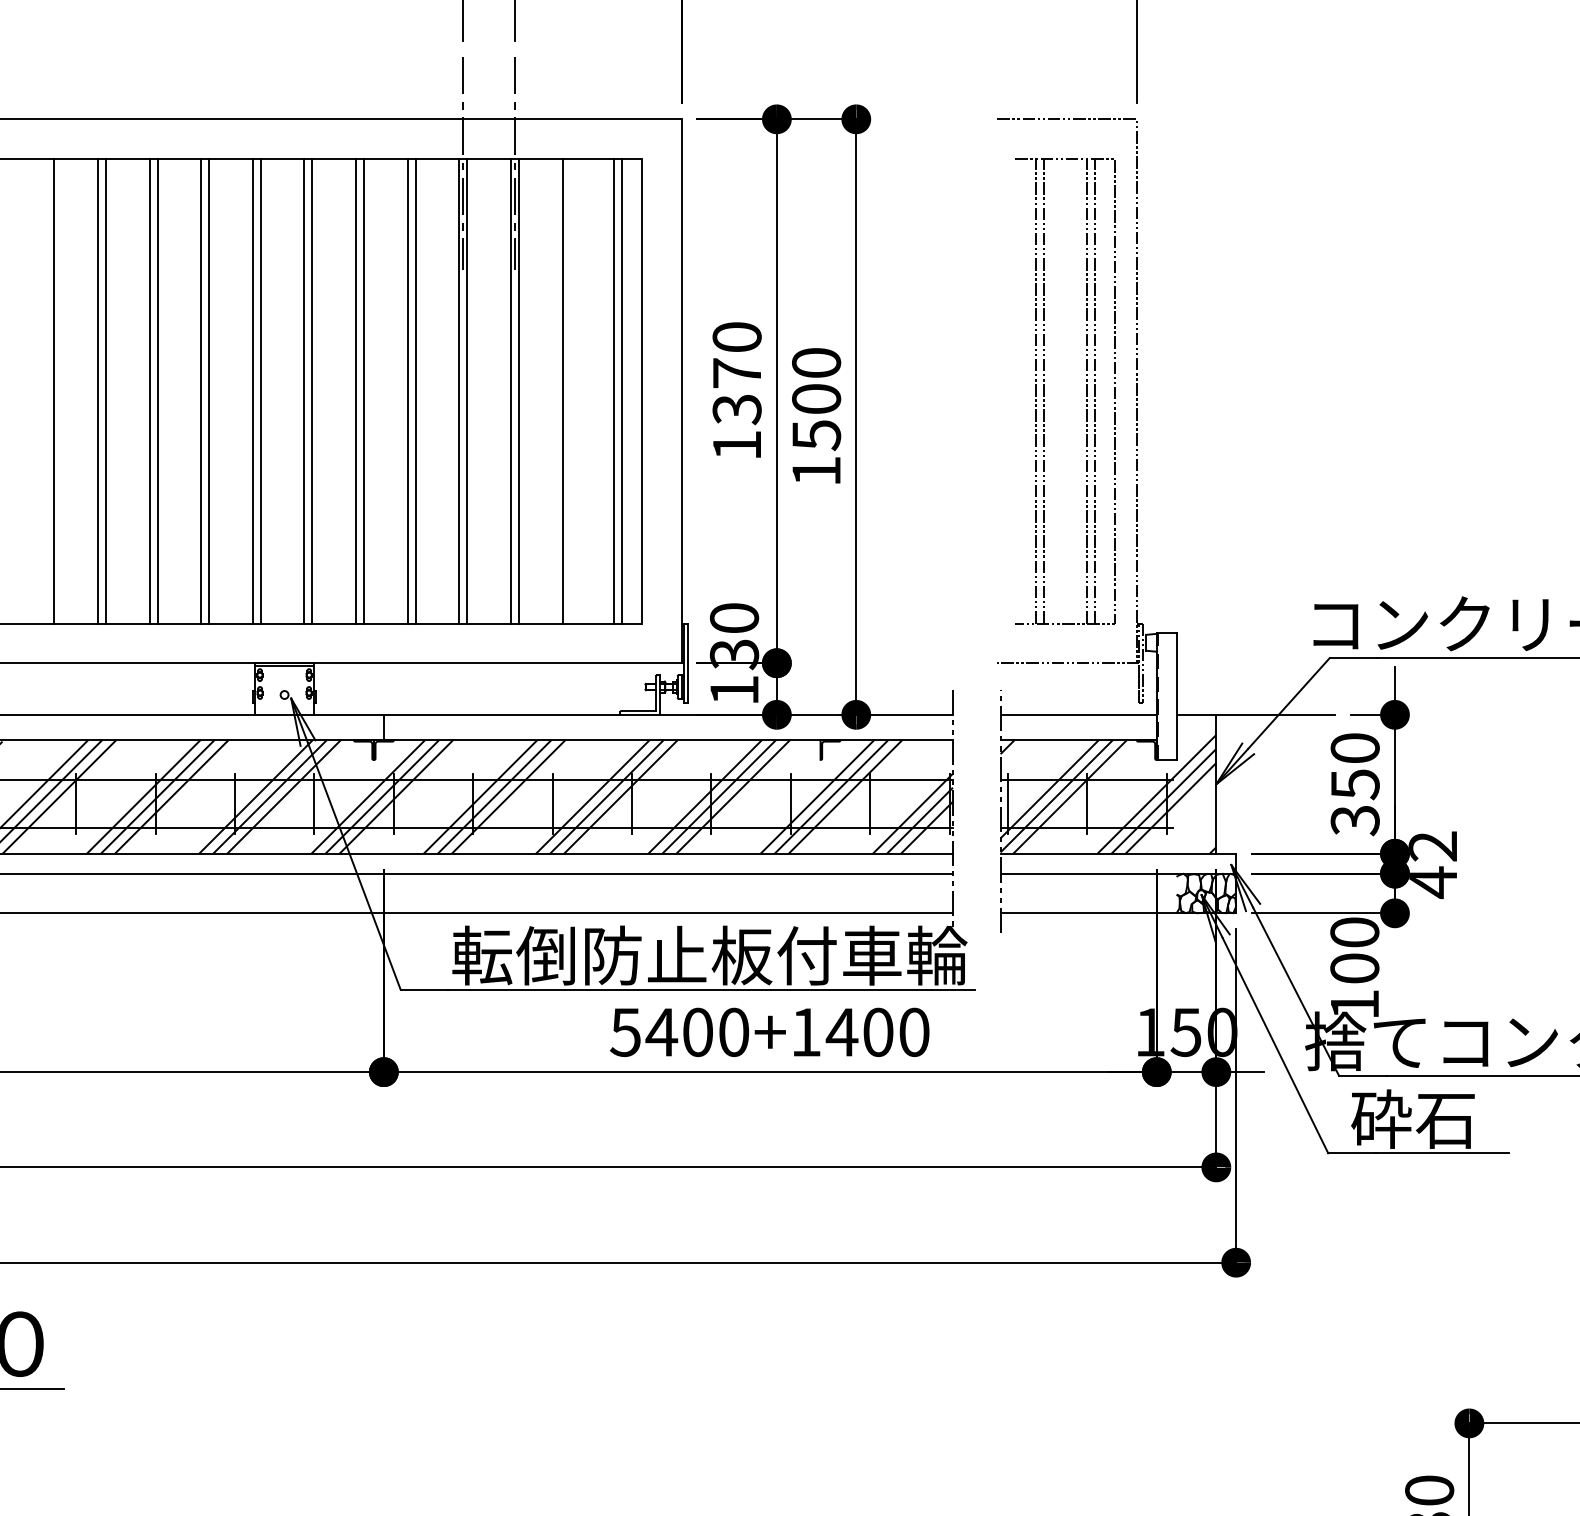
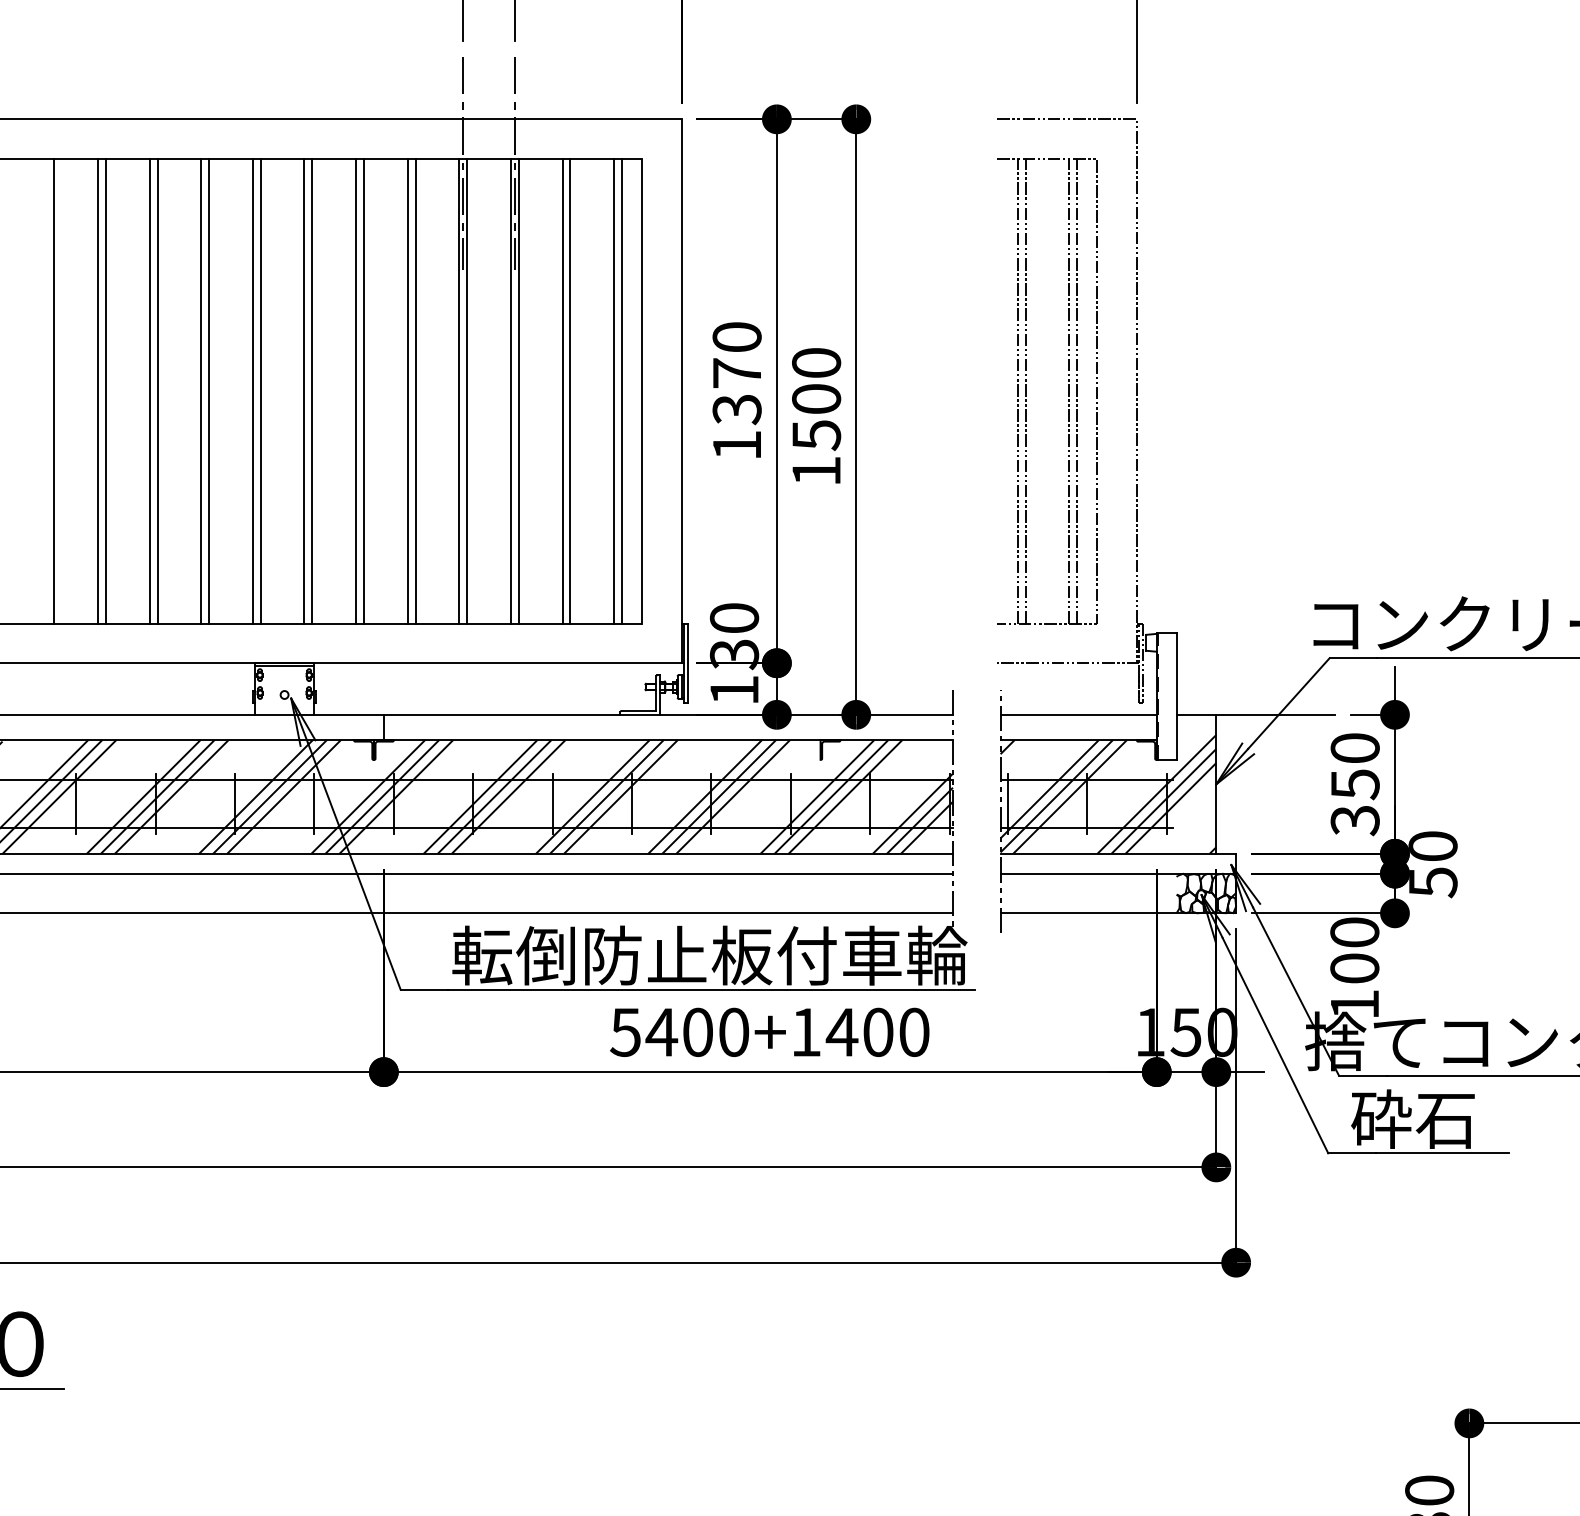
line: none -> present (570, 391)
part position: (1044, 391) -> (1026, 391) (1026, 391)
text: 42 -> 50 (1432, 864)
